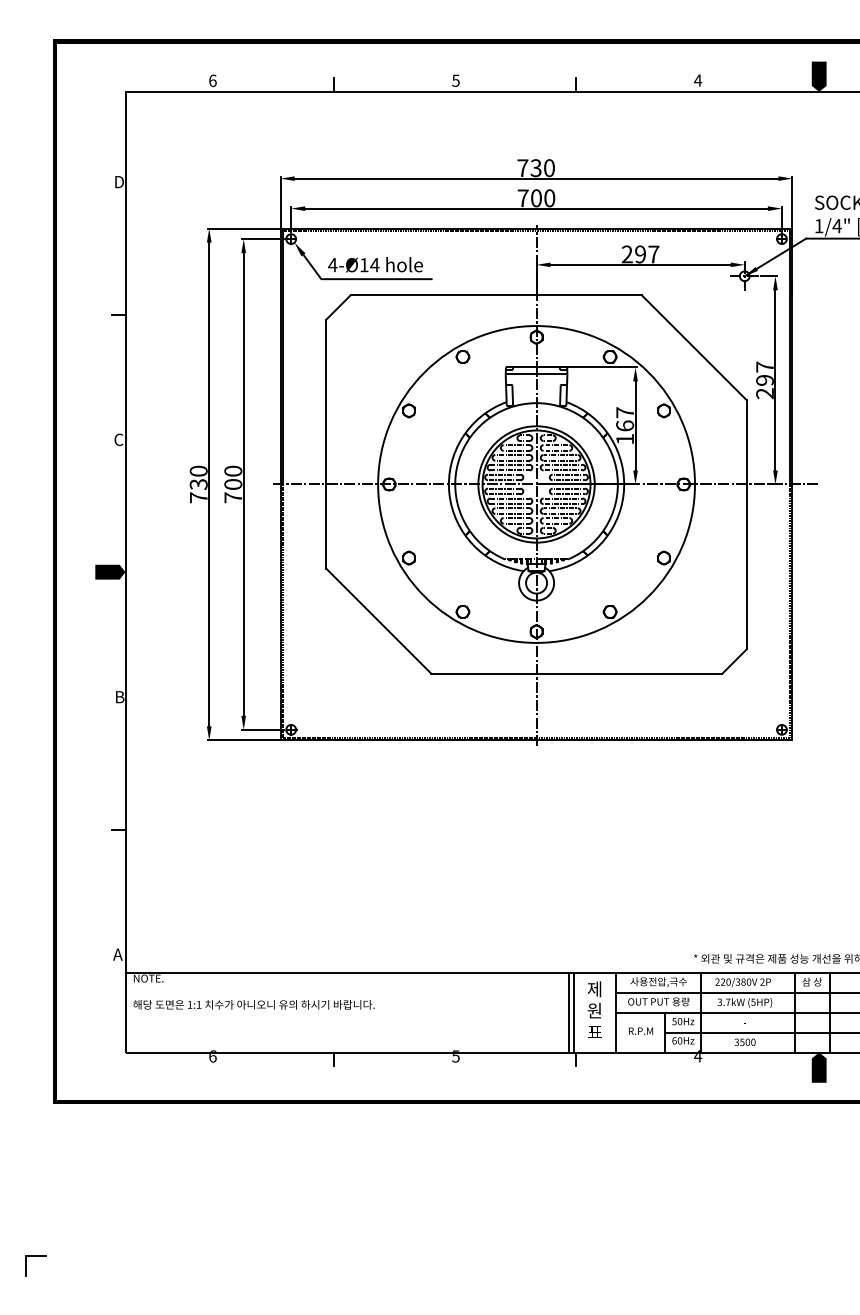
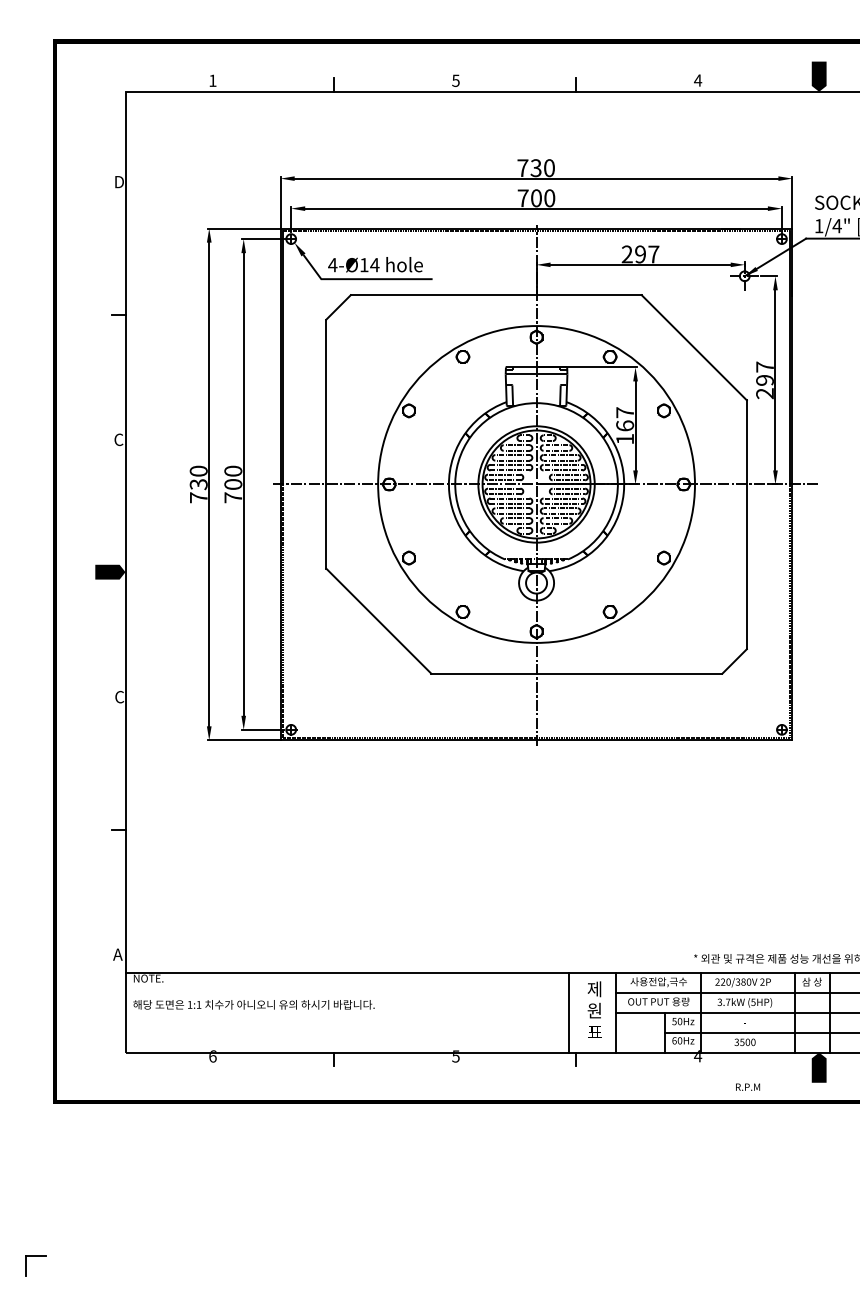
text: 6 -> 1 (212, 80)
text: B -> C (119, 696)
line: present -> none (573, 1012)
text position: (640, 1030) -> (747, 1086) (747, 1086)
